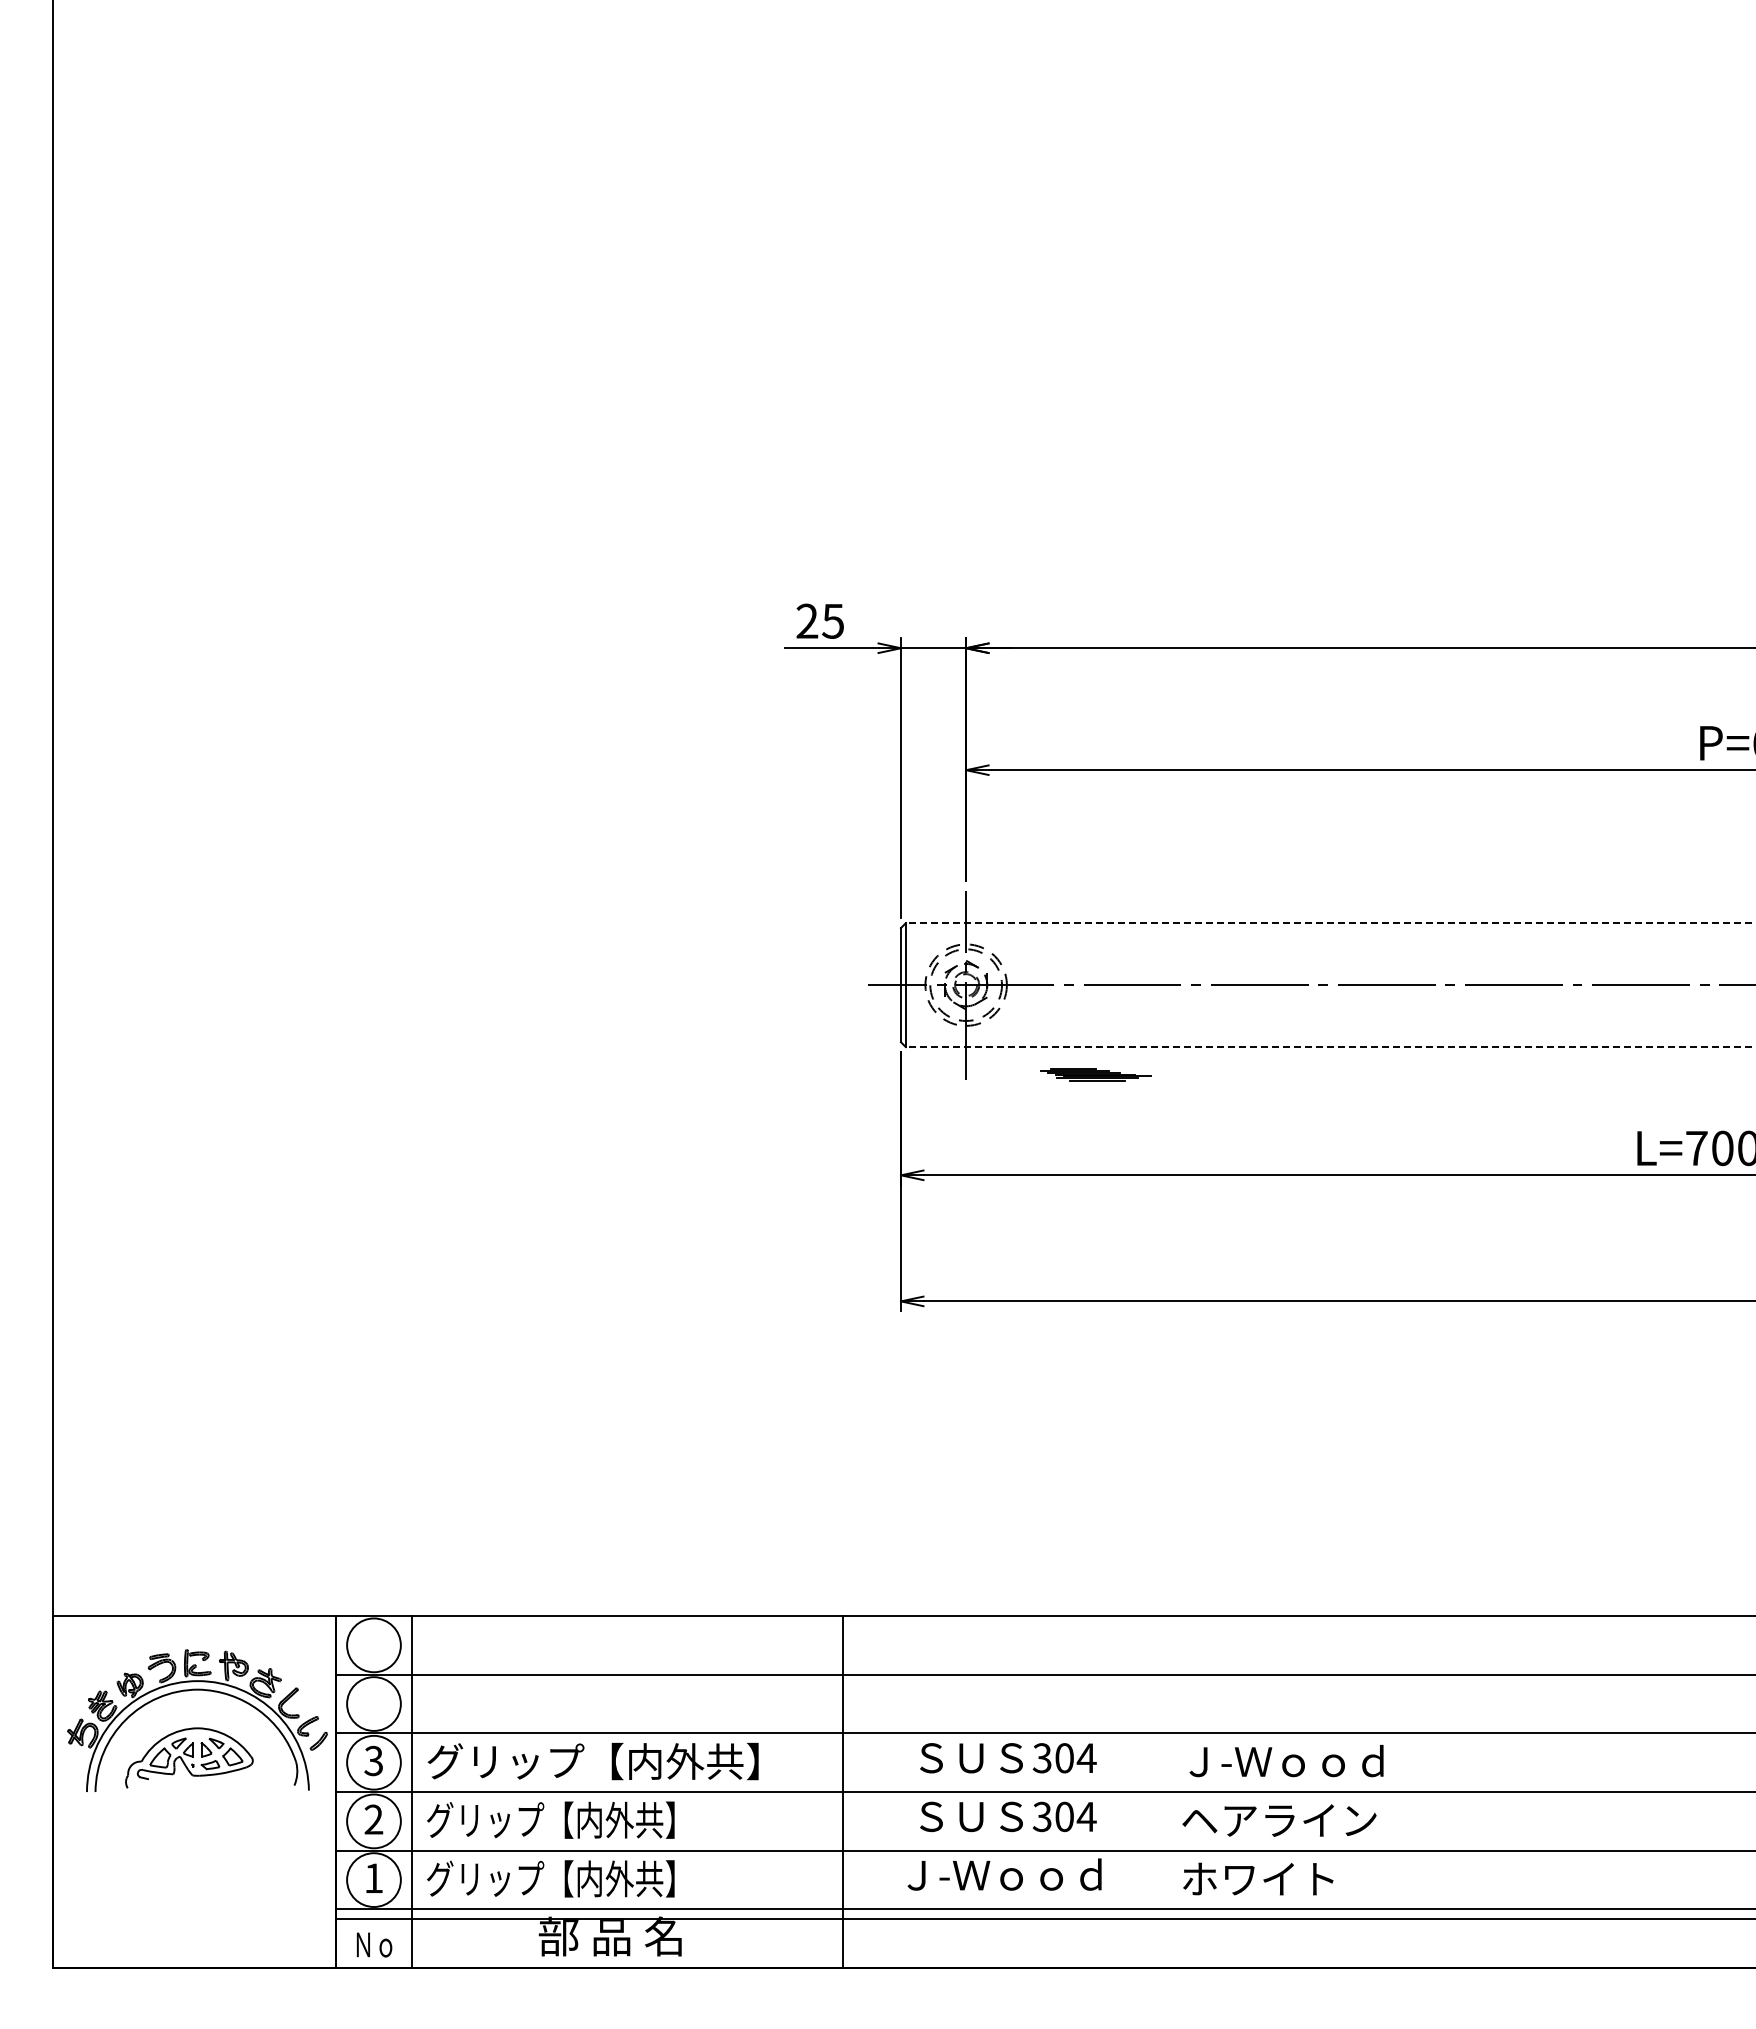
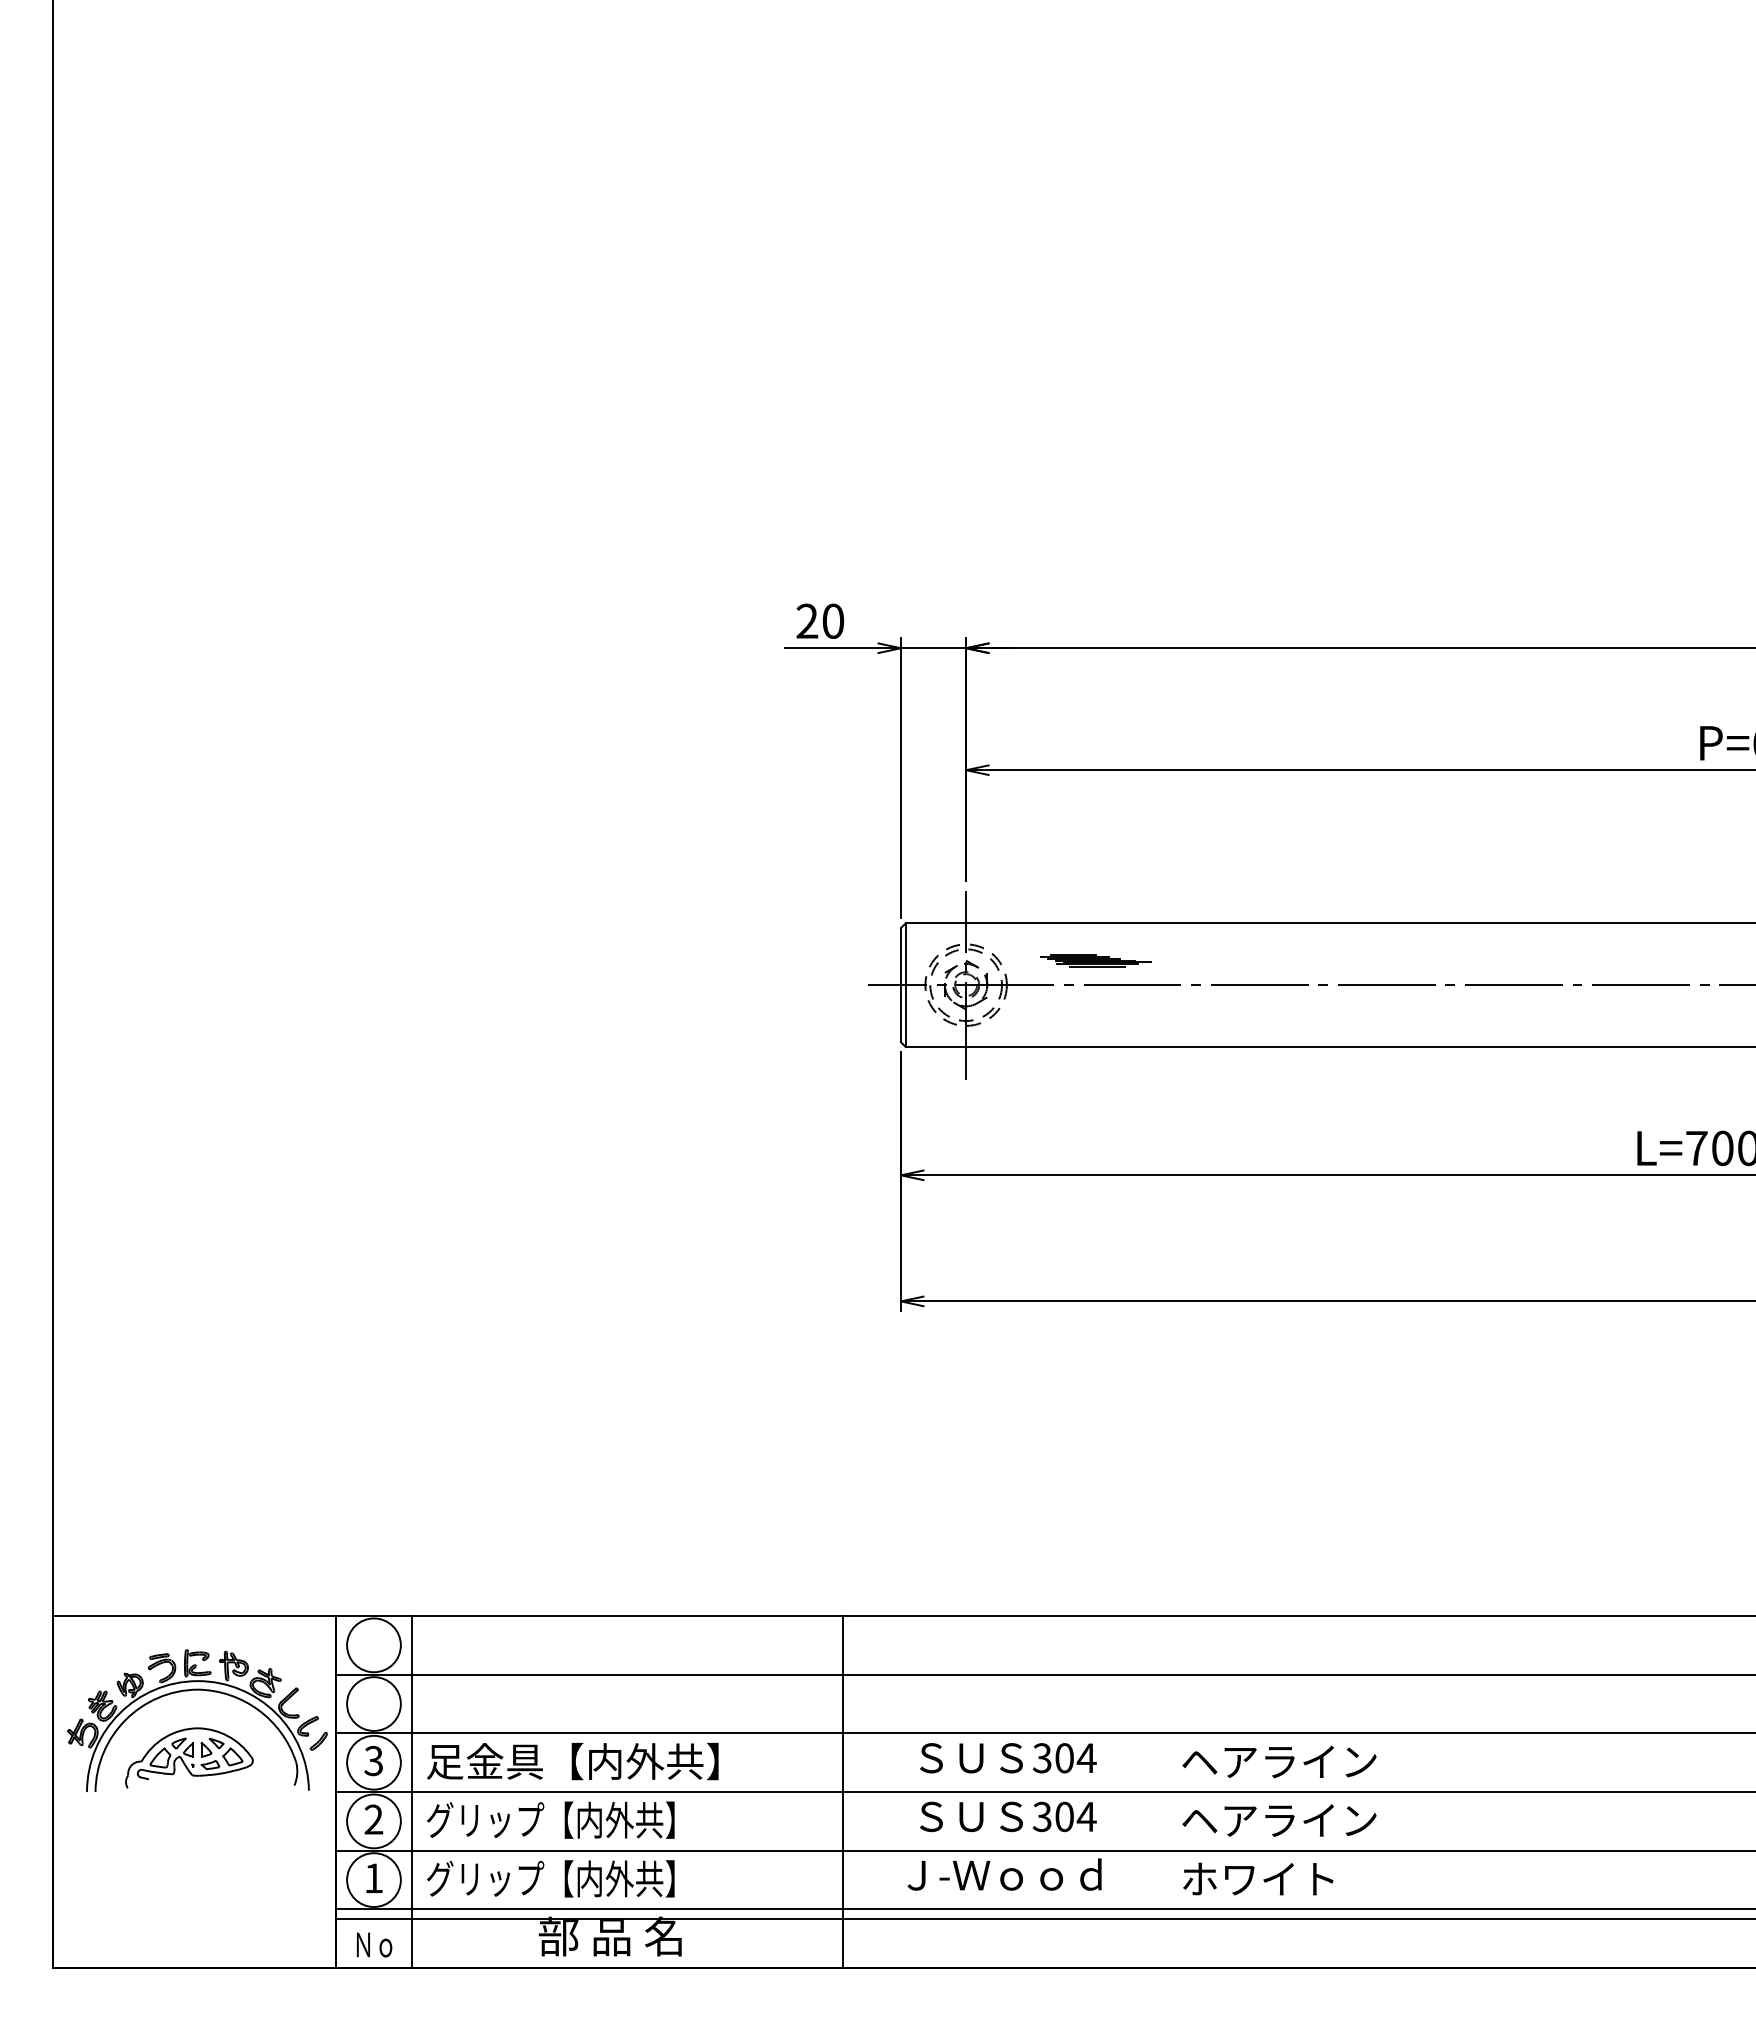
text: 25 -> 20 (833, 620)
line: dashed -> solid (1330, 923)
line: dashed -> solid (1330, 1047)
part position: (1095, 1074) -> (1095, 960) (1095, 960)
text: グリップ【内外共】 -> 足金具【内外共】 (592, 1761)
text: Ｊ-Ｗｏｏｄ -> ヘアライン (1282, 1761)
